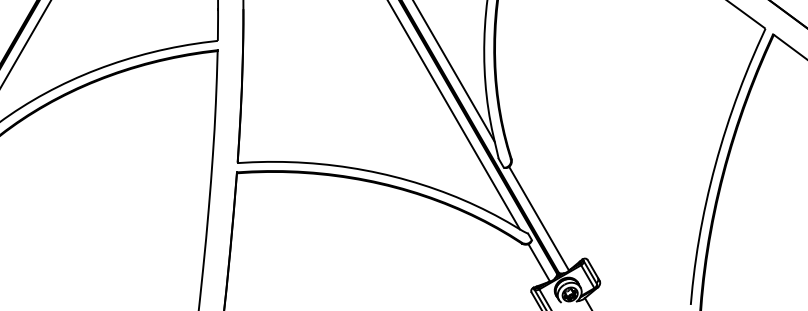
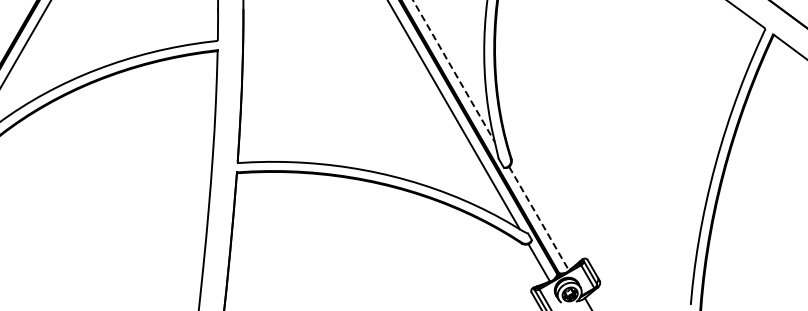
line: solid -> dashed (453, 71)
line: solid -> dashed (539, 218)
